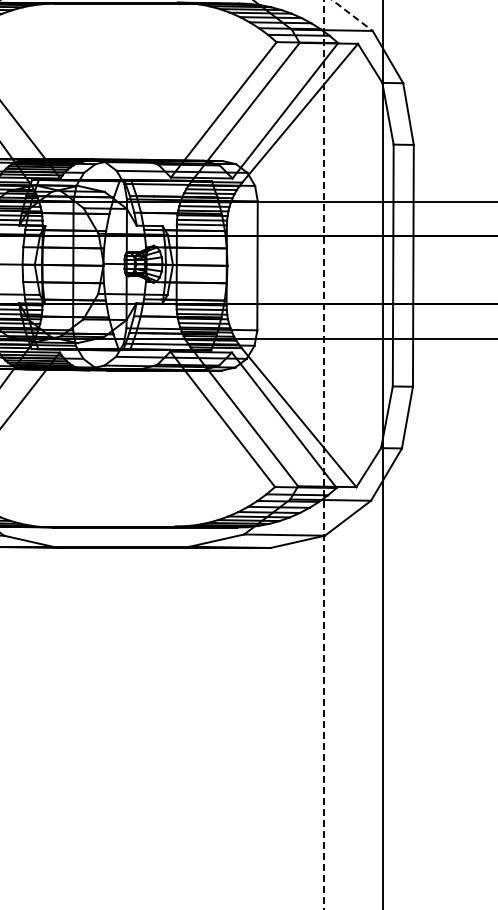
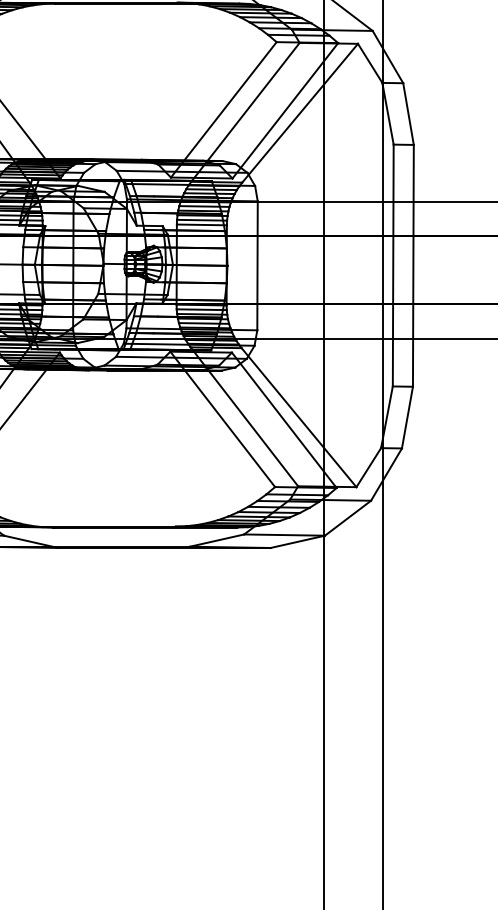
line: dashed -> solid (352, 15)
line: dashed -> solid (323, 455)
